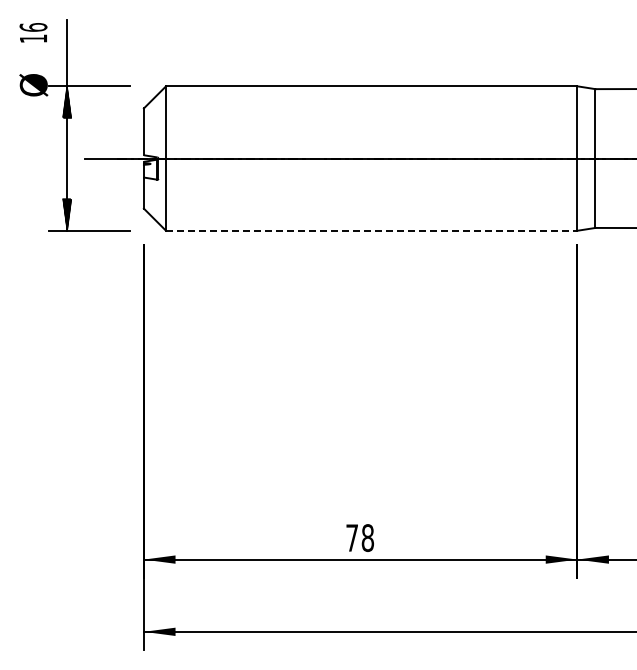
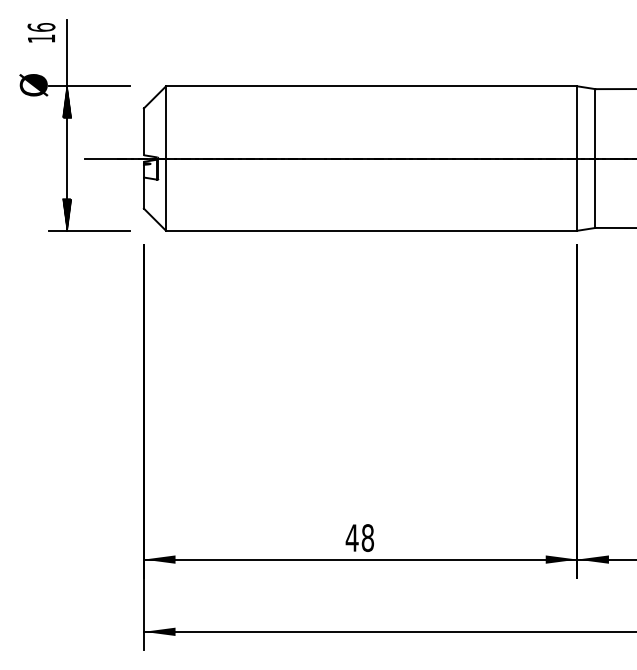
text position: (33, 32) -> (41, 32) (41, 32)
line: dashed -> solid (371, 230)
text: 78 -> 48 (351, 537)
